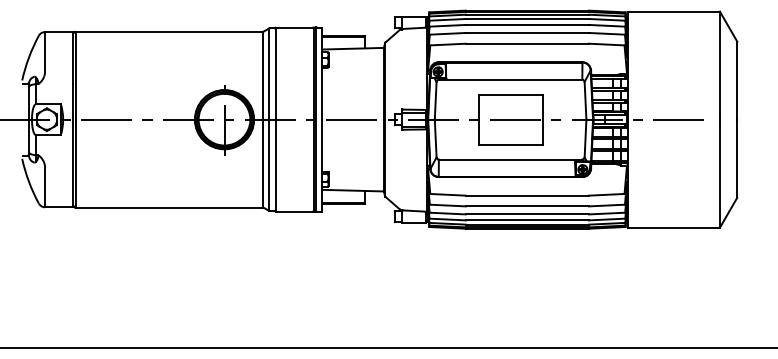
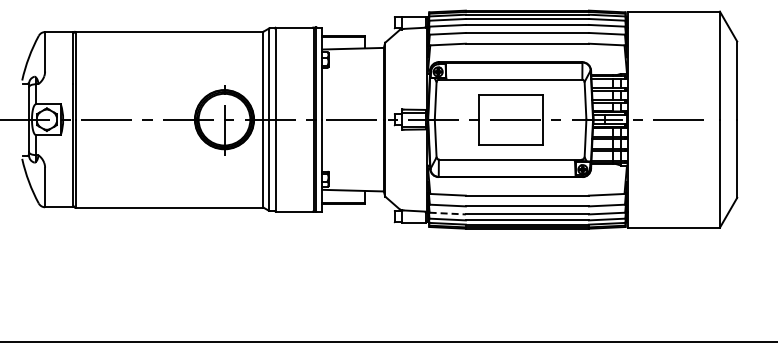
line: solid -> dashed (448, 213)
line position: (388, 348) -> (388, 342) (388, 342)
